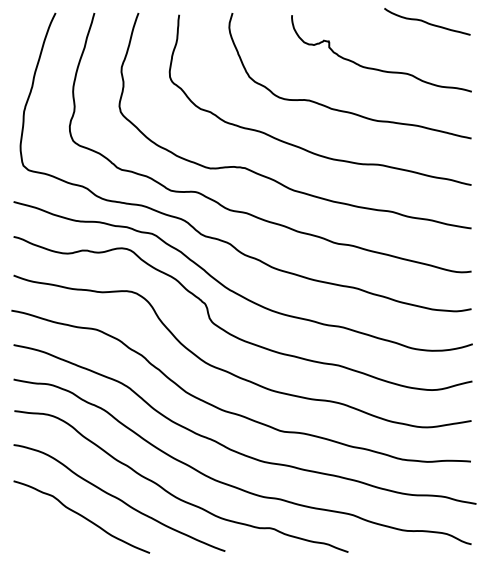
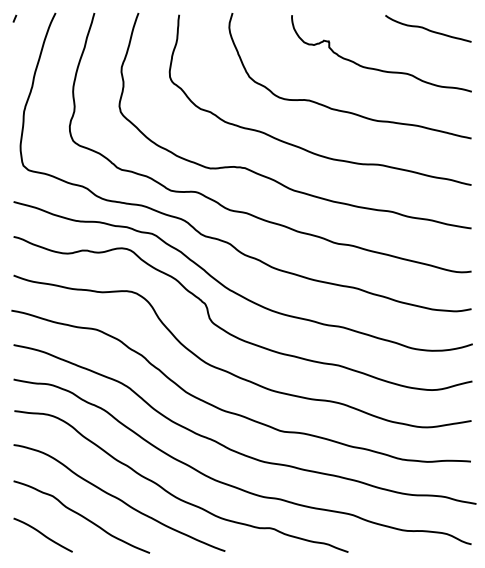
line: none -> present (14, 18)
curve position: (426, 21) -> (427, 28) (427, 28)
curve: none -> present (42, 534)
